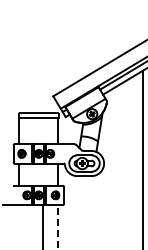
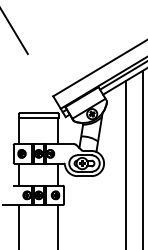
line: none -> present (14, 32)
line: none -> present (126, 163)
line position: (43, 225) -> (19, 225) (19, 225)
line: dashed -> solid (58, 227)
